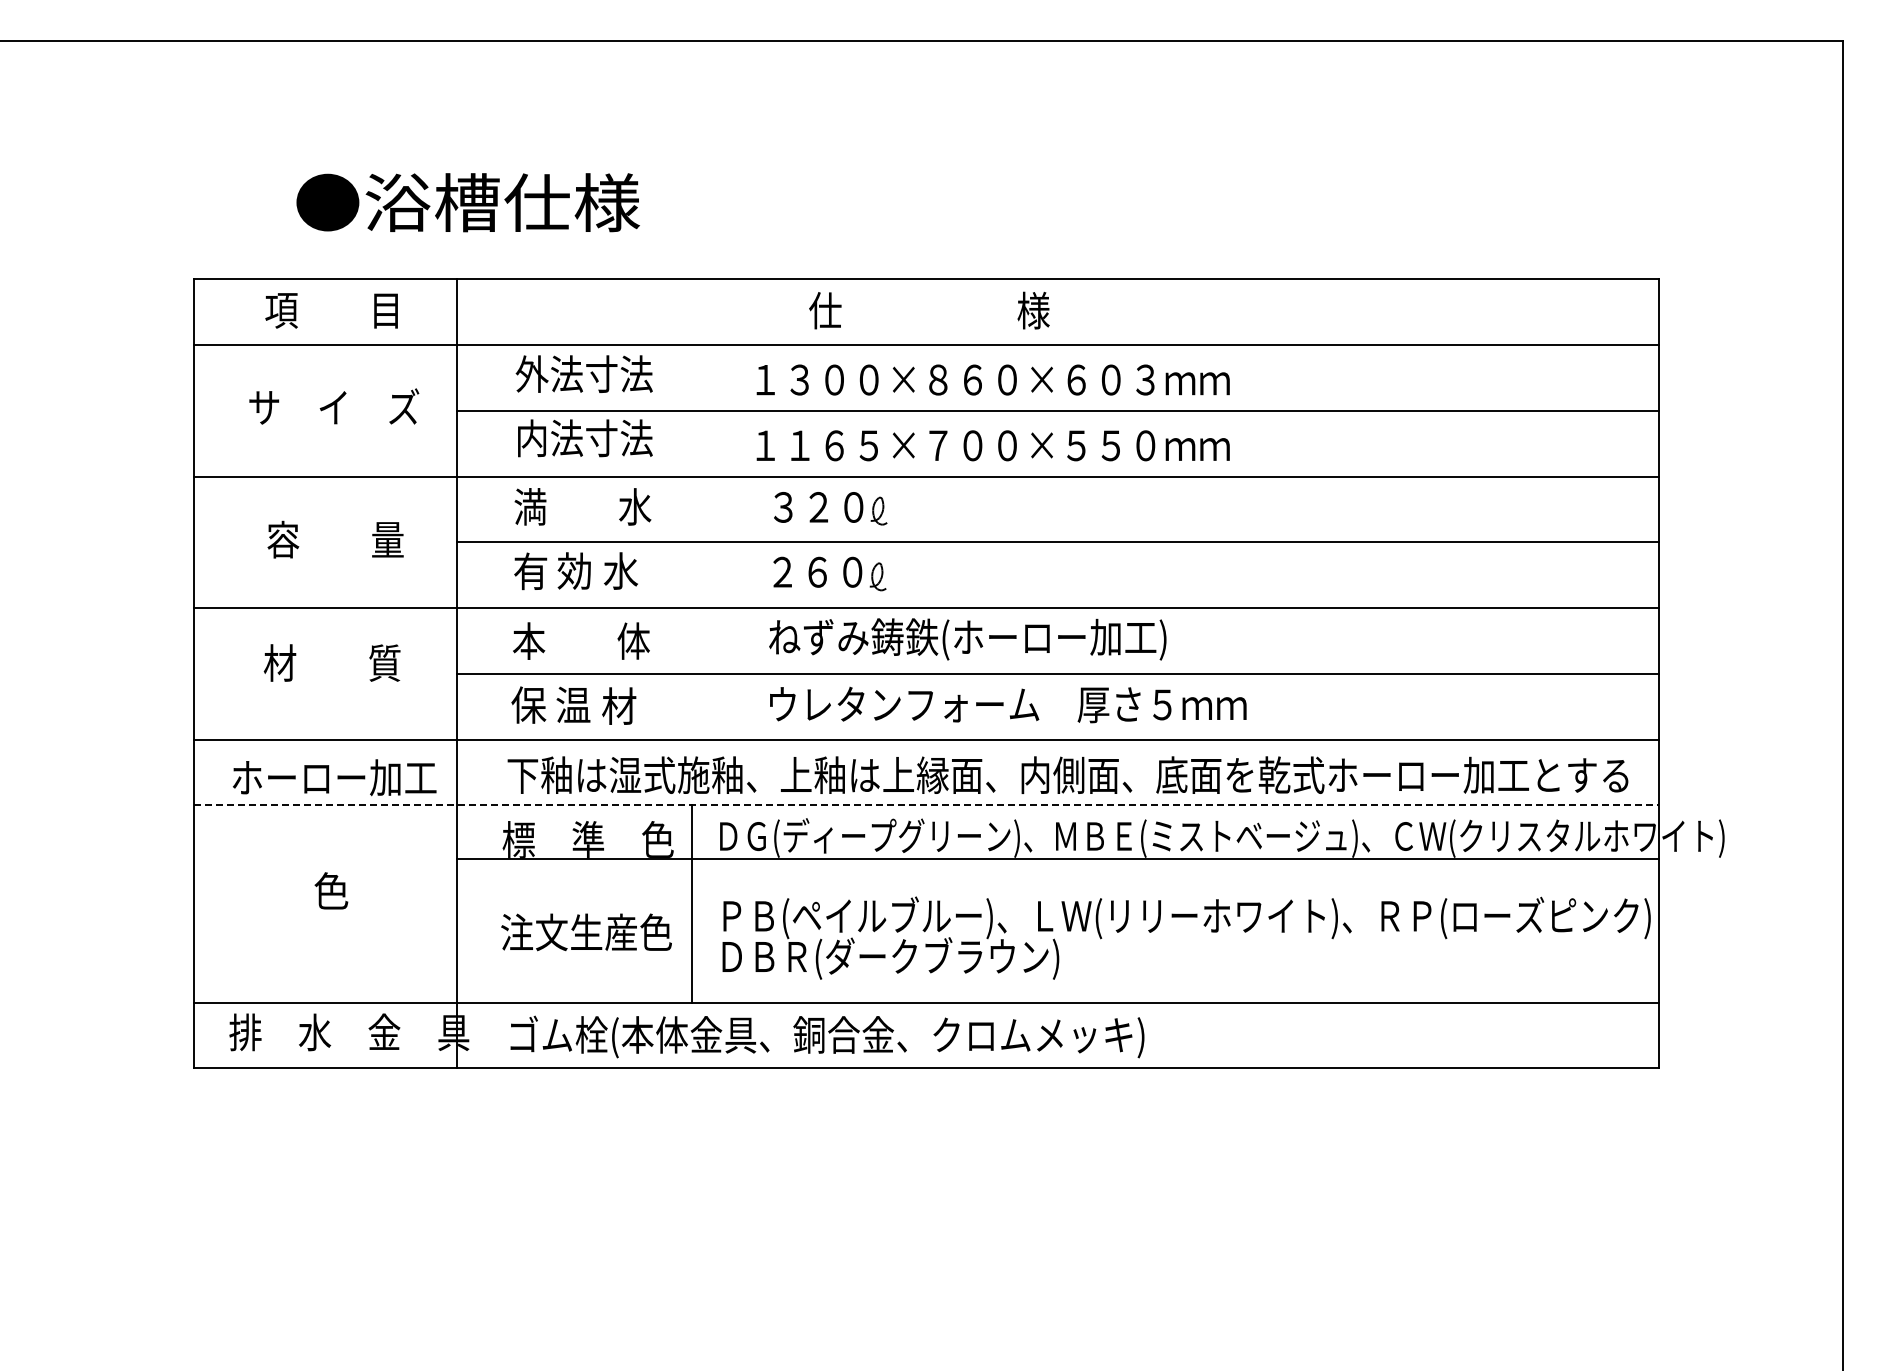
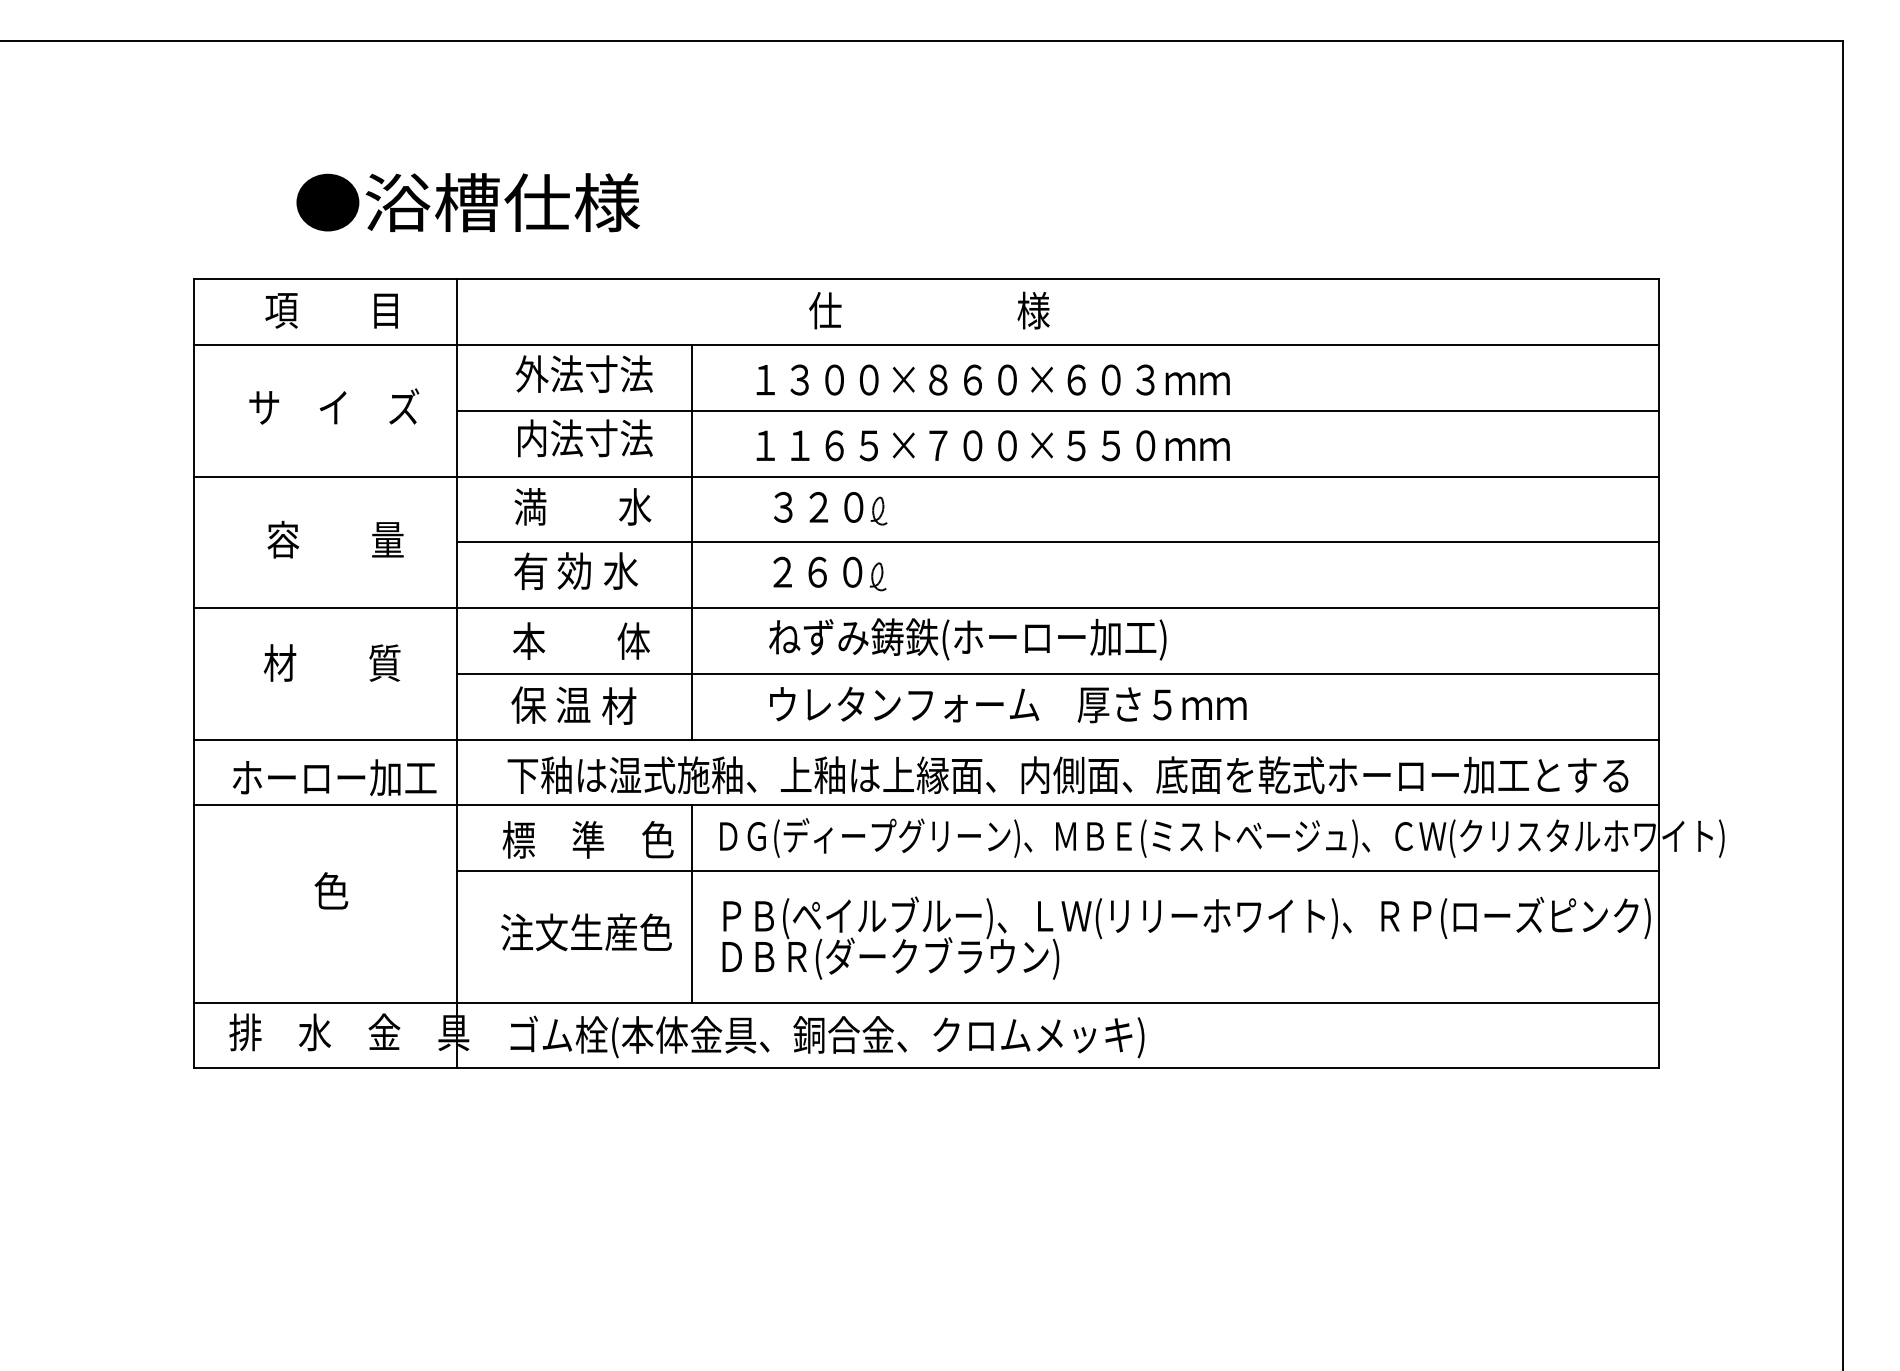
line: none -> present (692, 542)
line: dashed -> solid (926, 805)
line position: (1058, 859) -> (1058, 871) (1058, 871)
